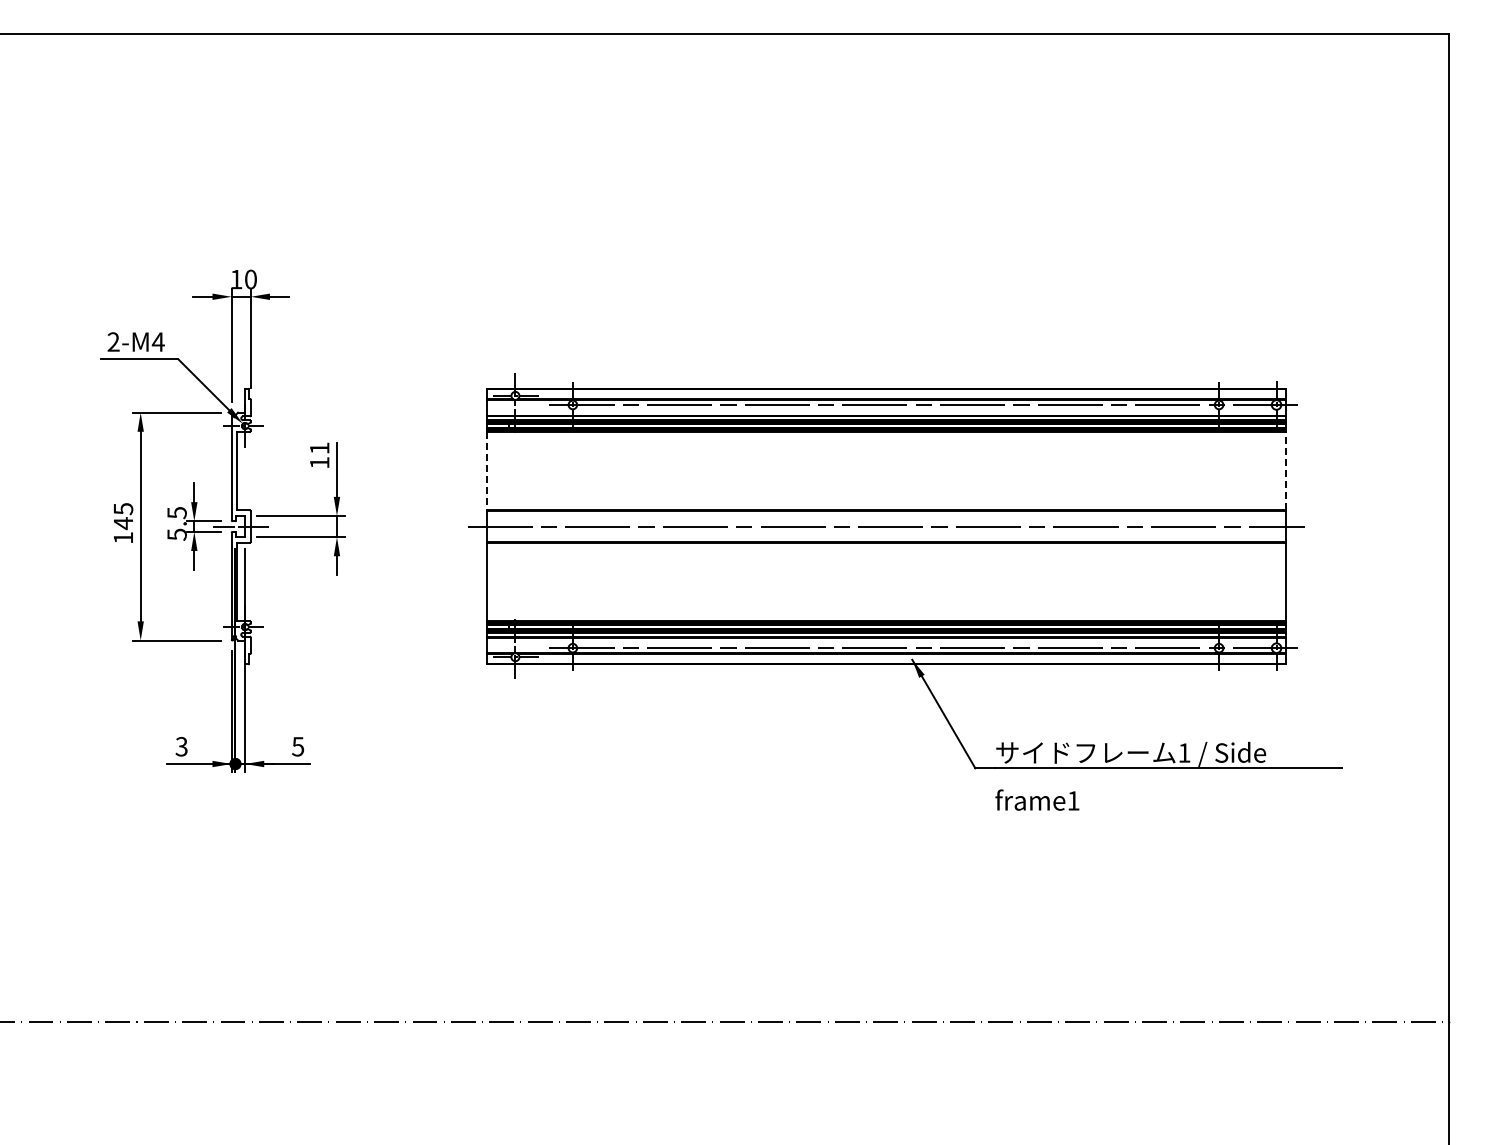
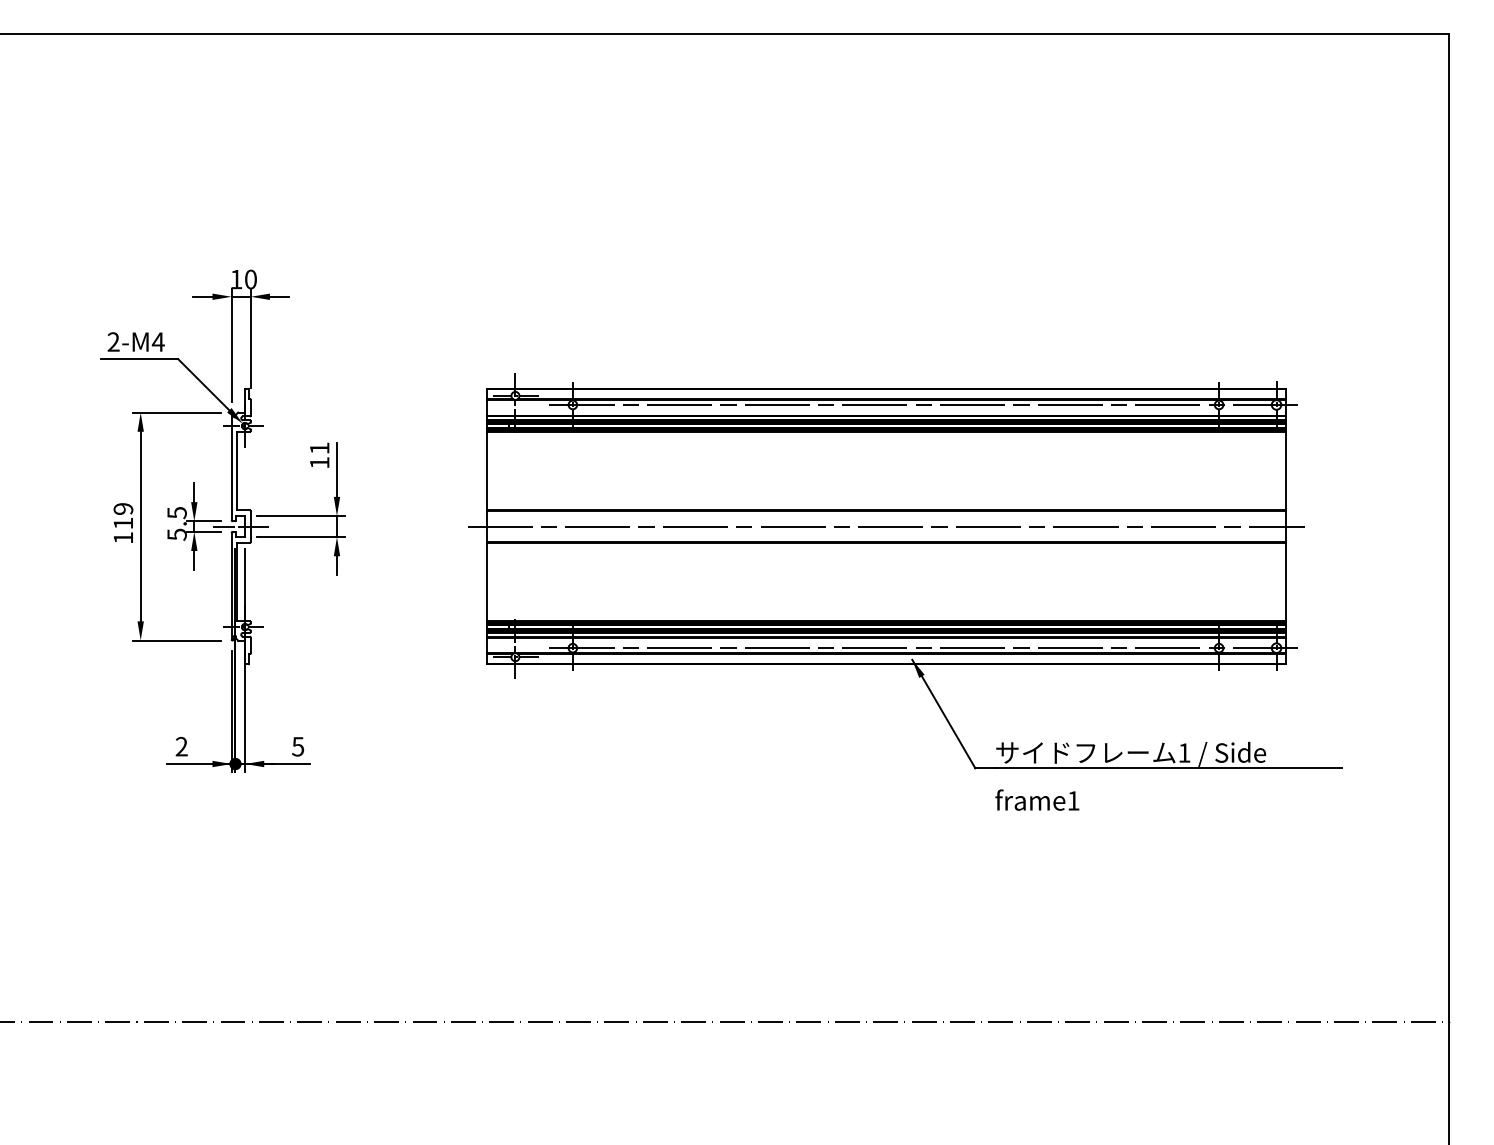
line: dashed -> solid (1286, 470)
line: dashed -> solid (486, 471)
text: 145 -> 119 (123, 516)
text: 3 -> 2 (181, 746)
